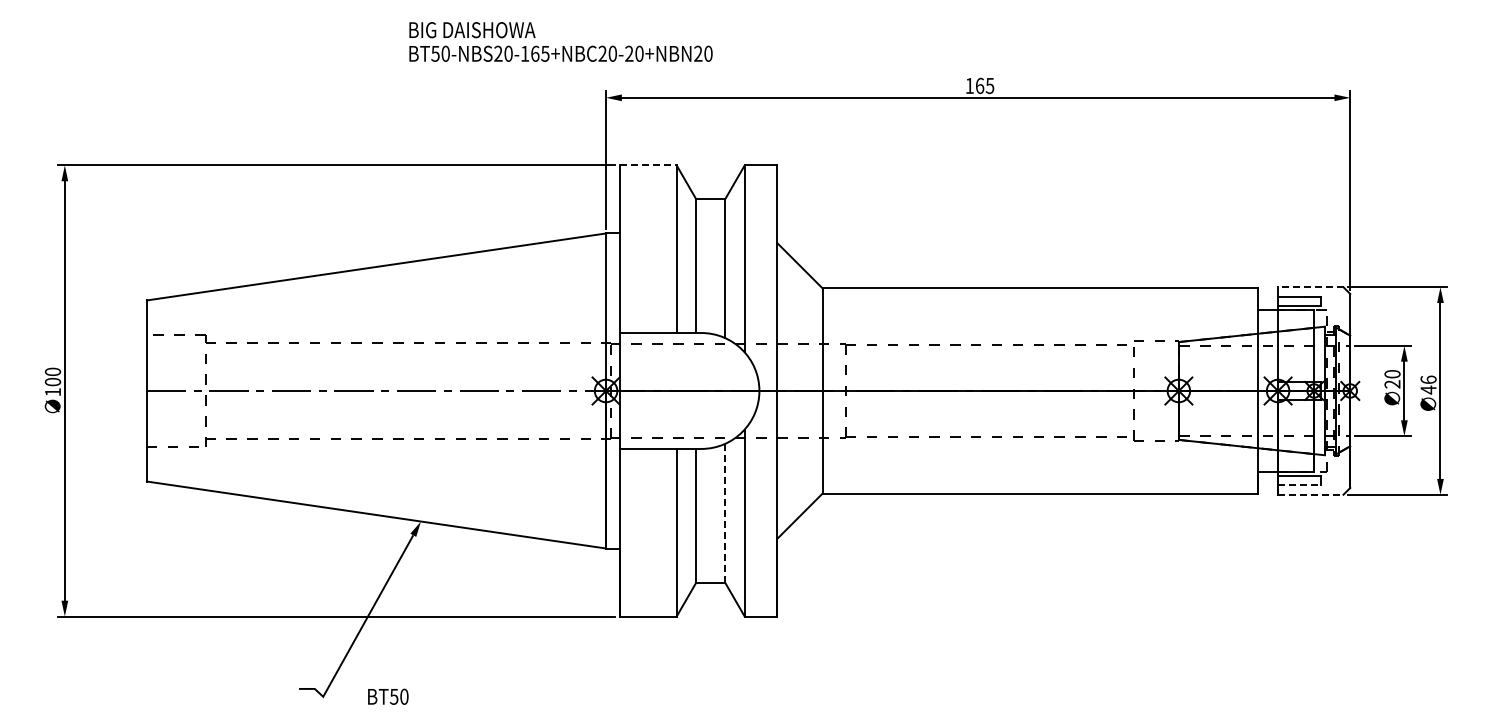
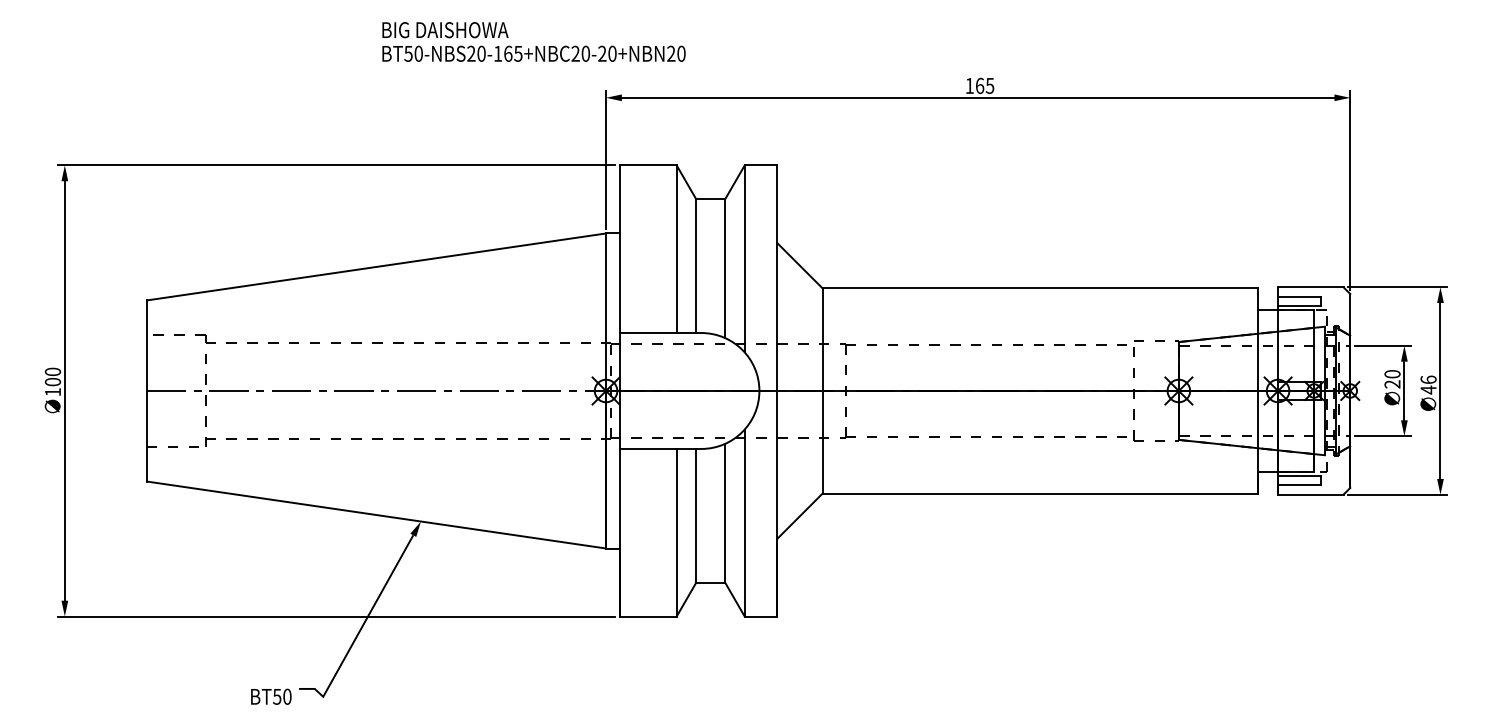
text position: (560, 41) -> (533, 41) (533, 41)
line: dashed -> solid (648, 165)
line: dashed -> solid (1310, 287)
line: dashed -> solid (1300, 485)
line: dashed -> solid (1310, 494)
line: dashed -> solid (725, 512)
text position: (388, 696) -> (271, 696) (271, 696)
